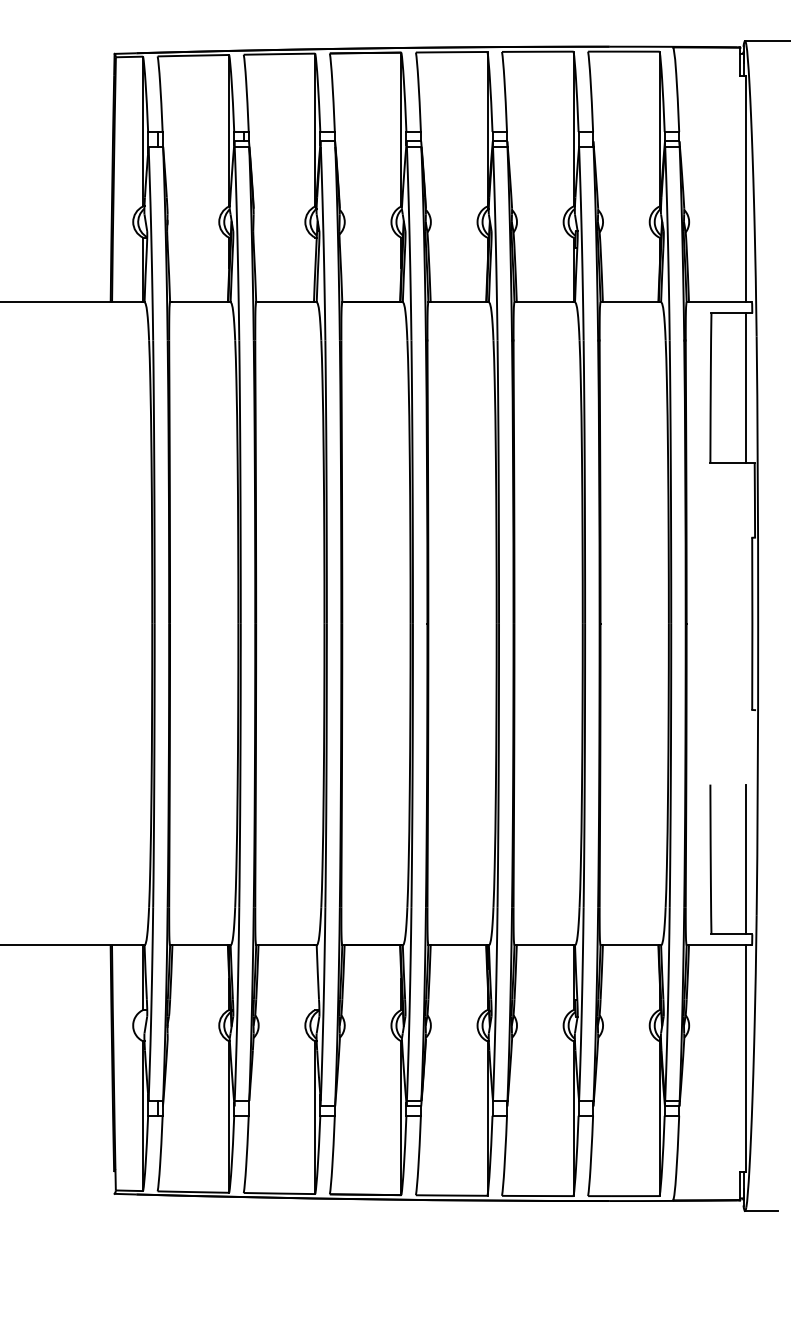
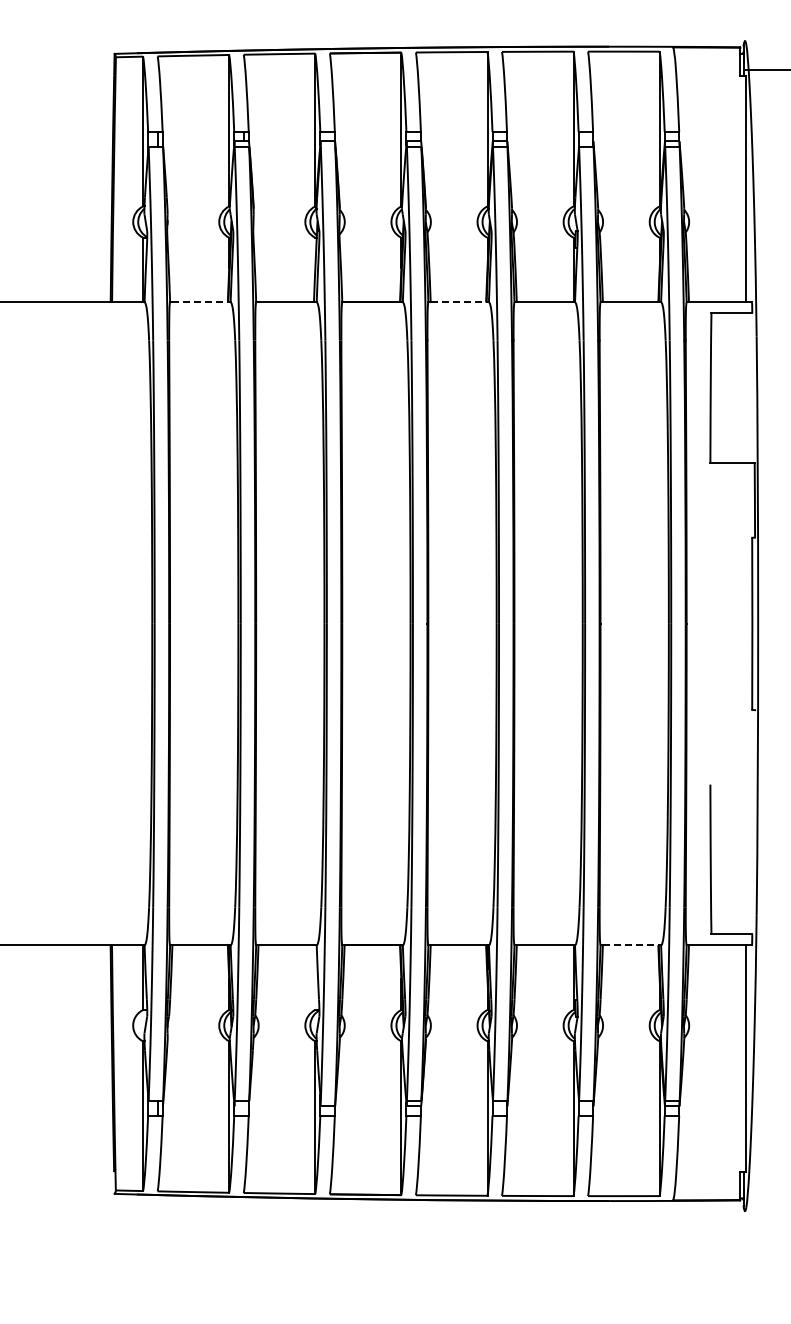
line position: (766, 41) -> (766, 70) (766, 70)
line: solid -> dashed (200, 302)
line: solid -> dashed (458, 302)
line: present -> none (745, 388)
line: present -> none (745, 859)
line: solid -> dashed (630, 945)
line: present -> none (761, 1211)
